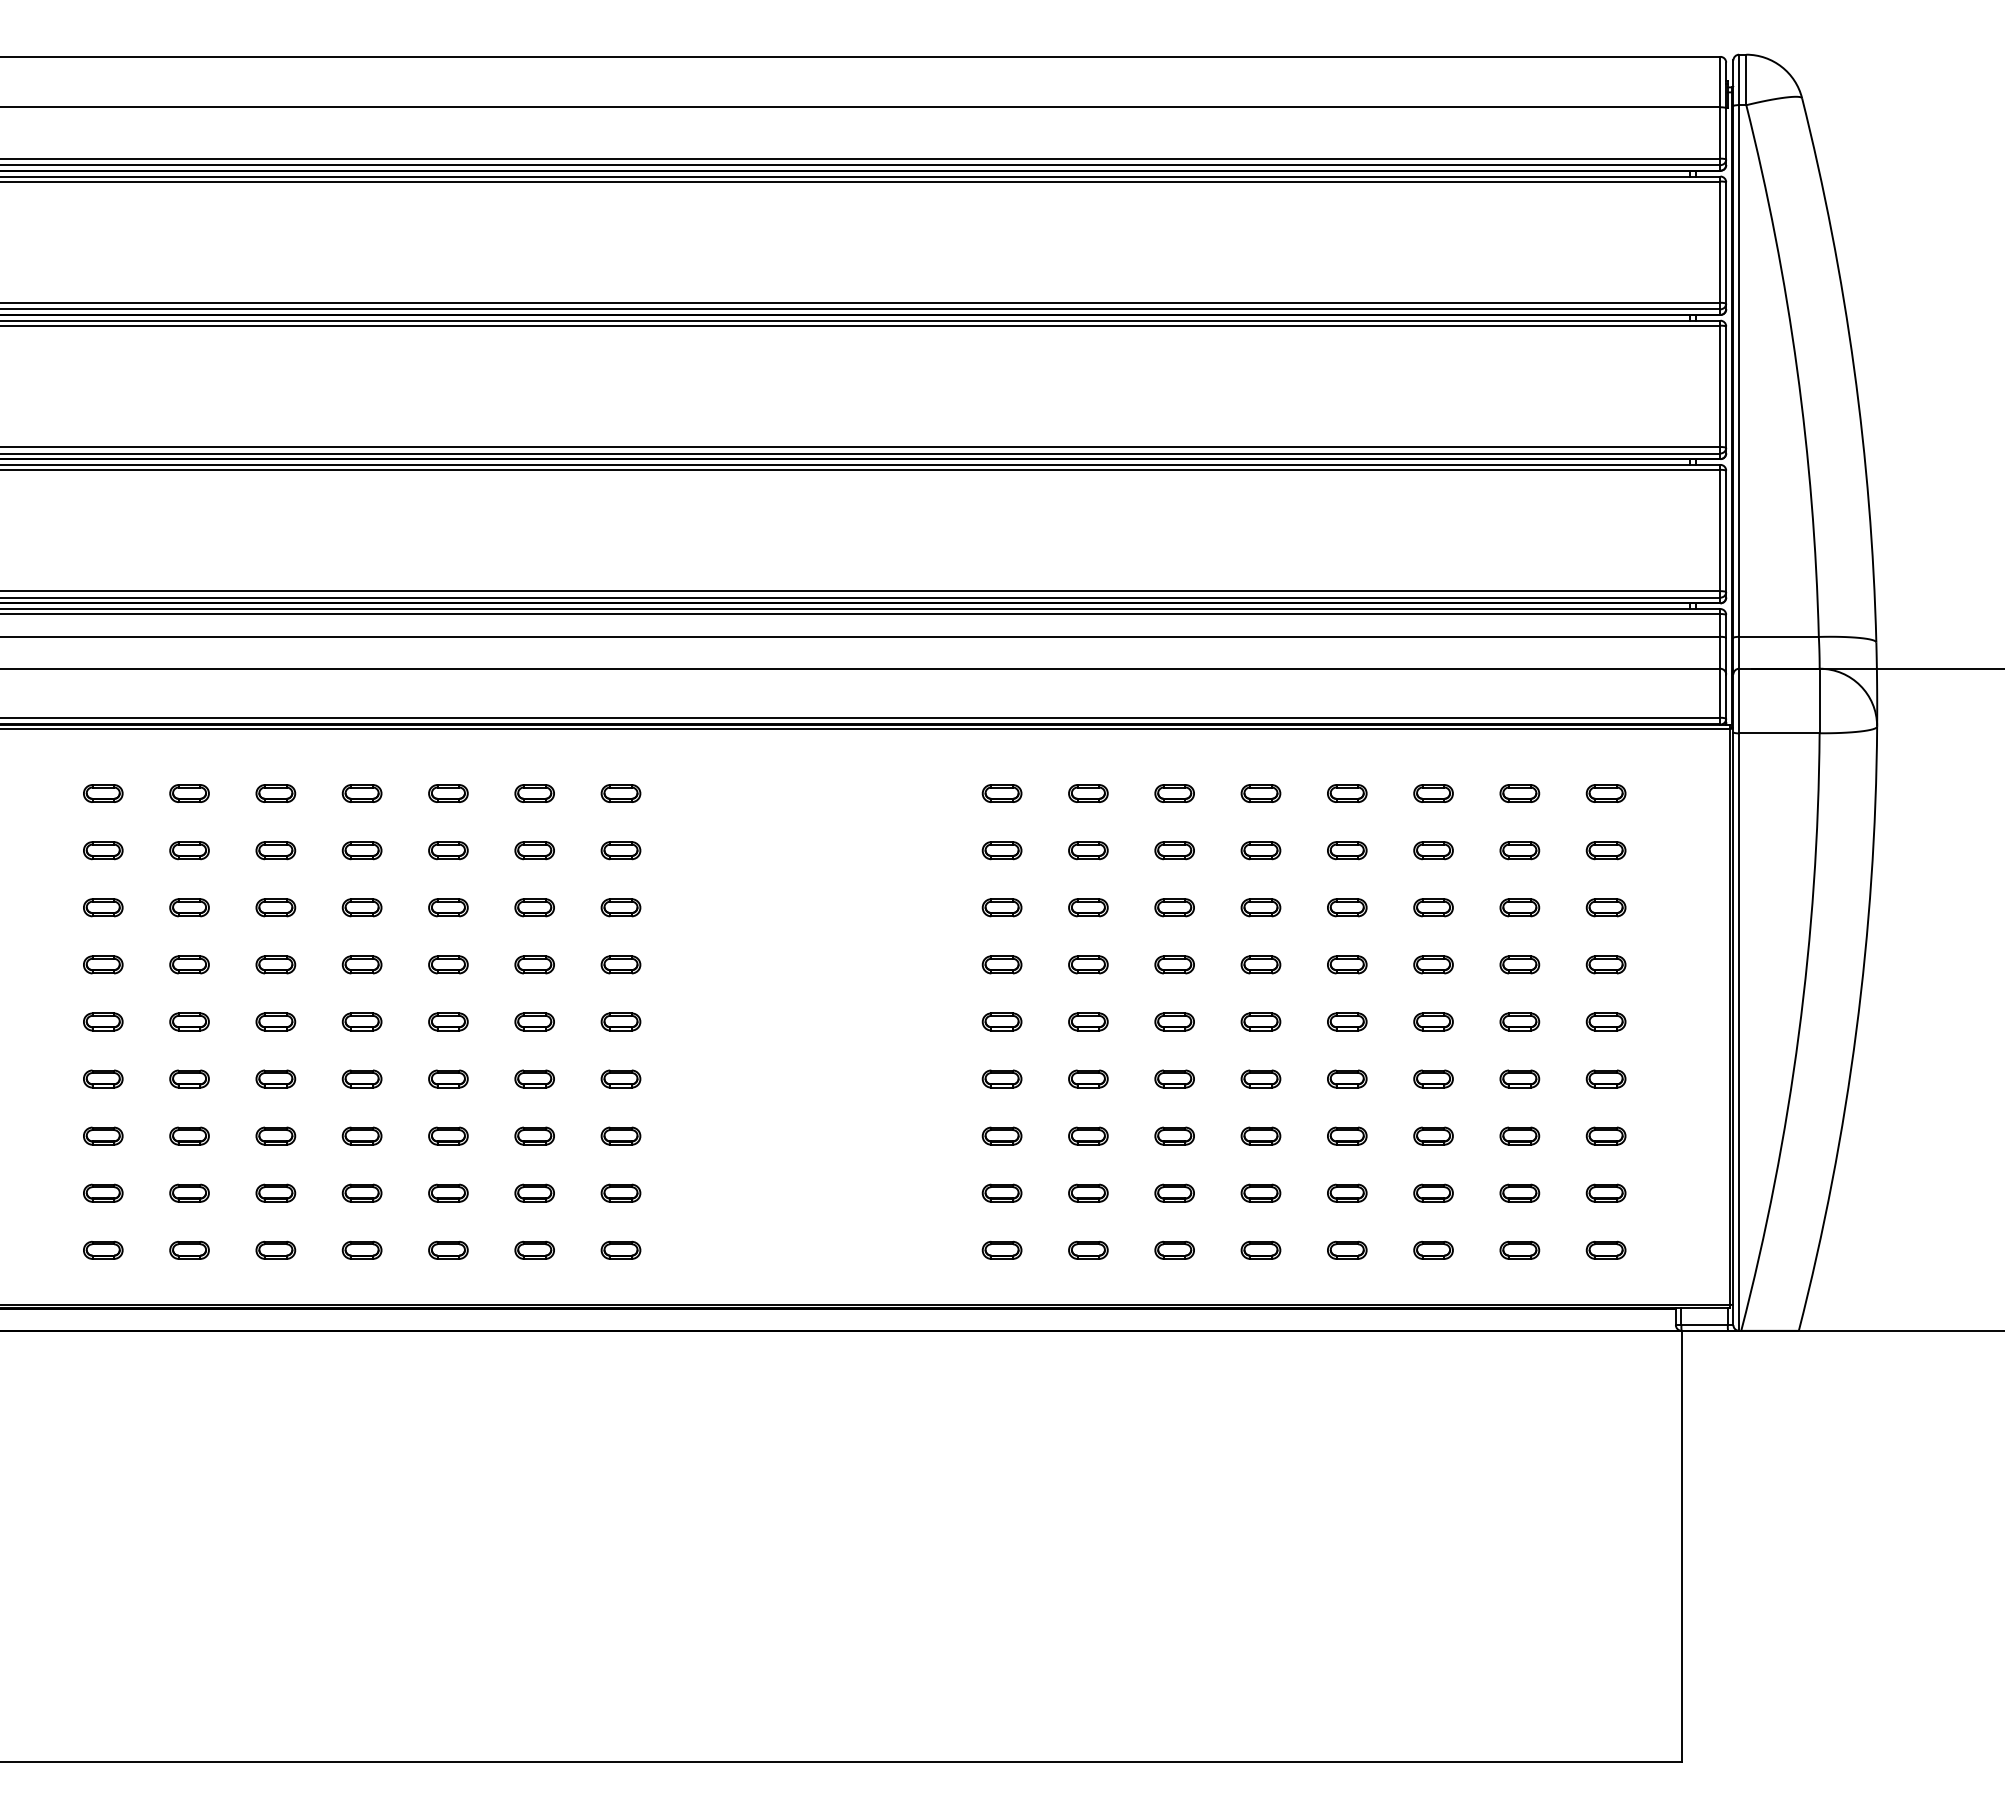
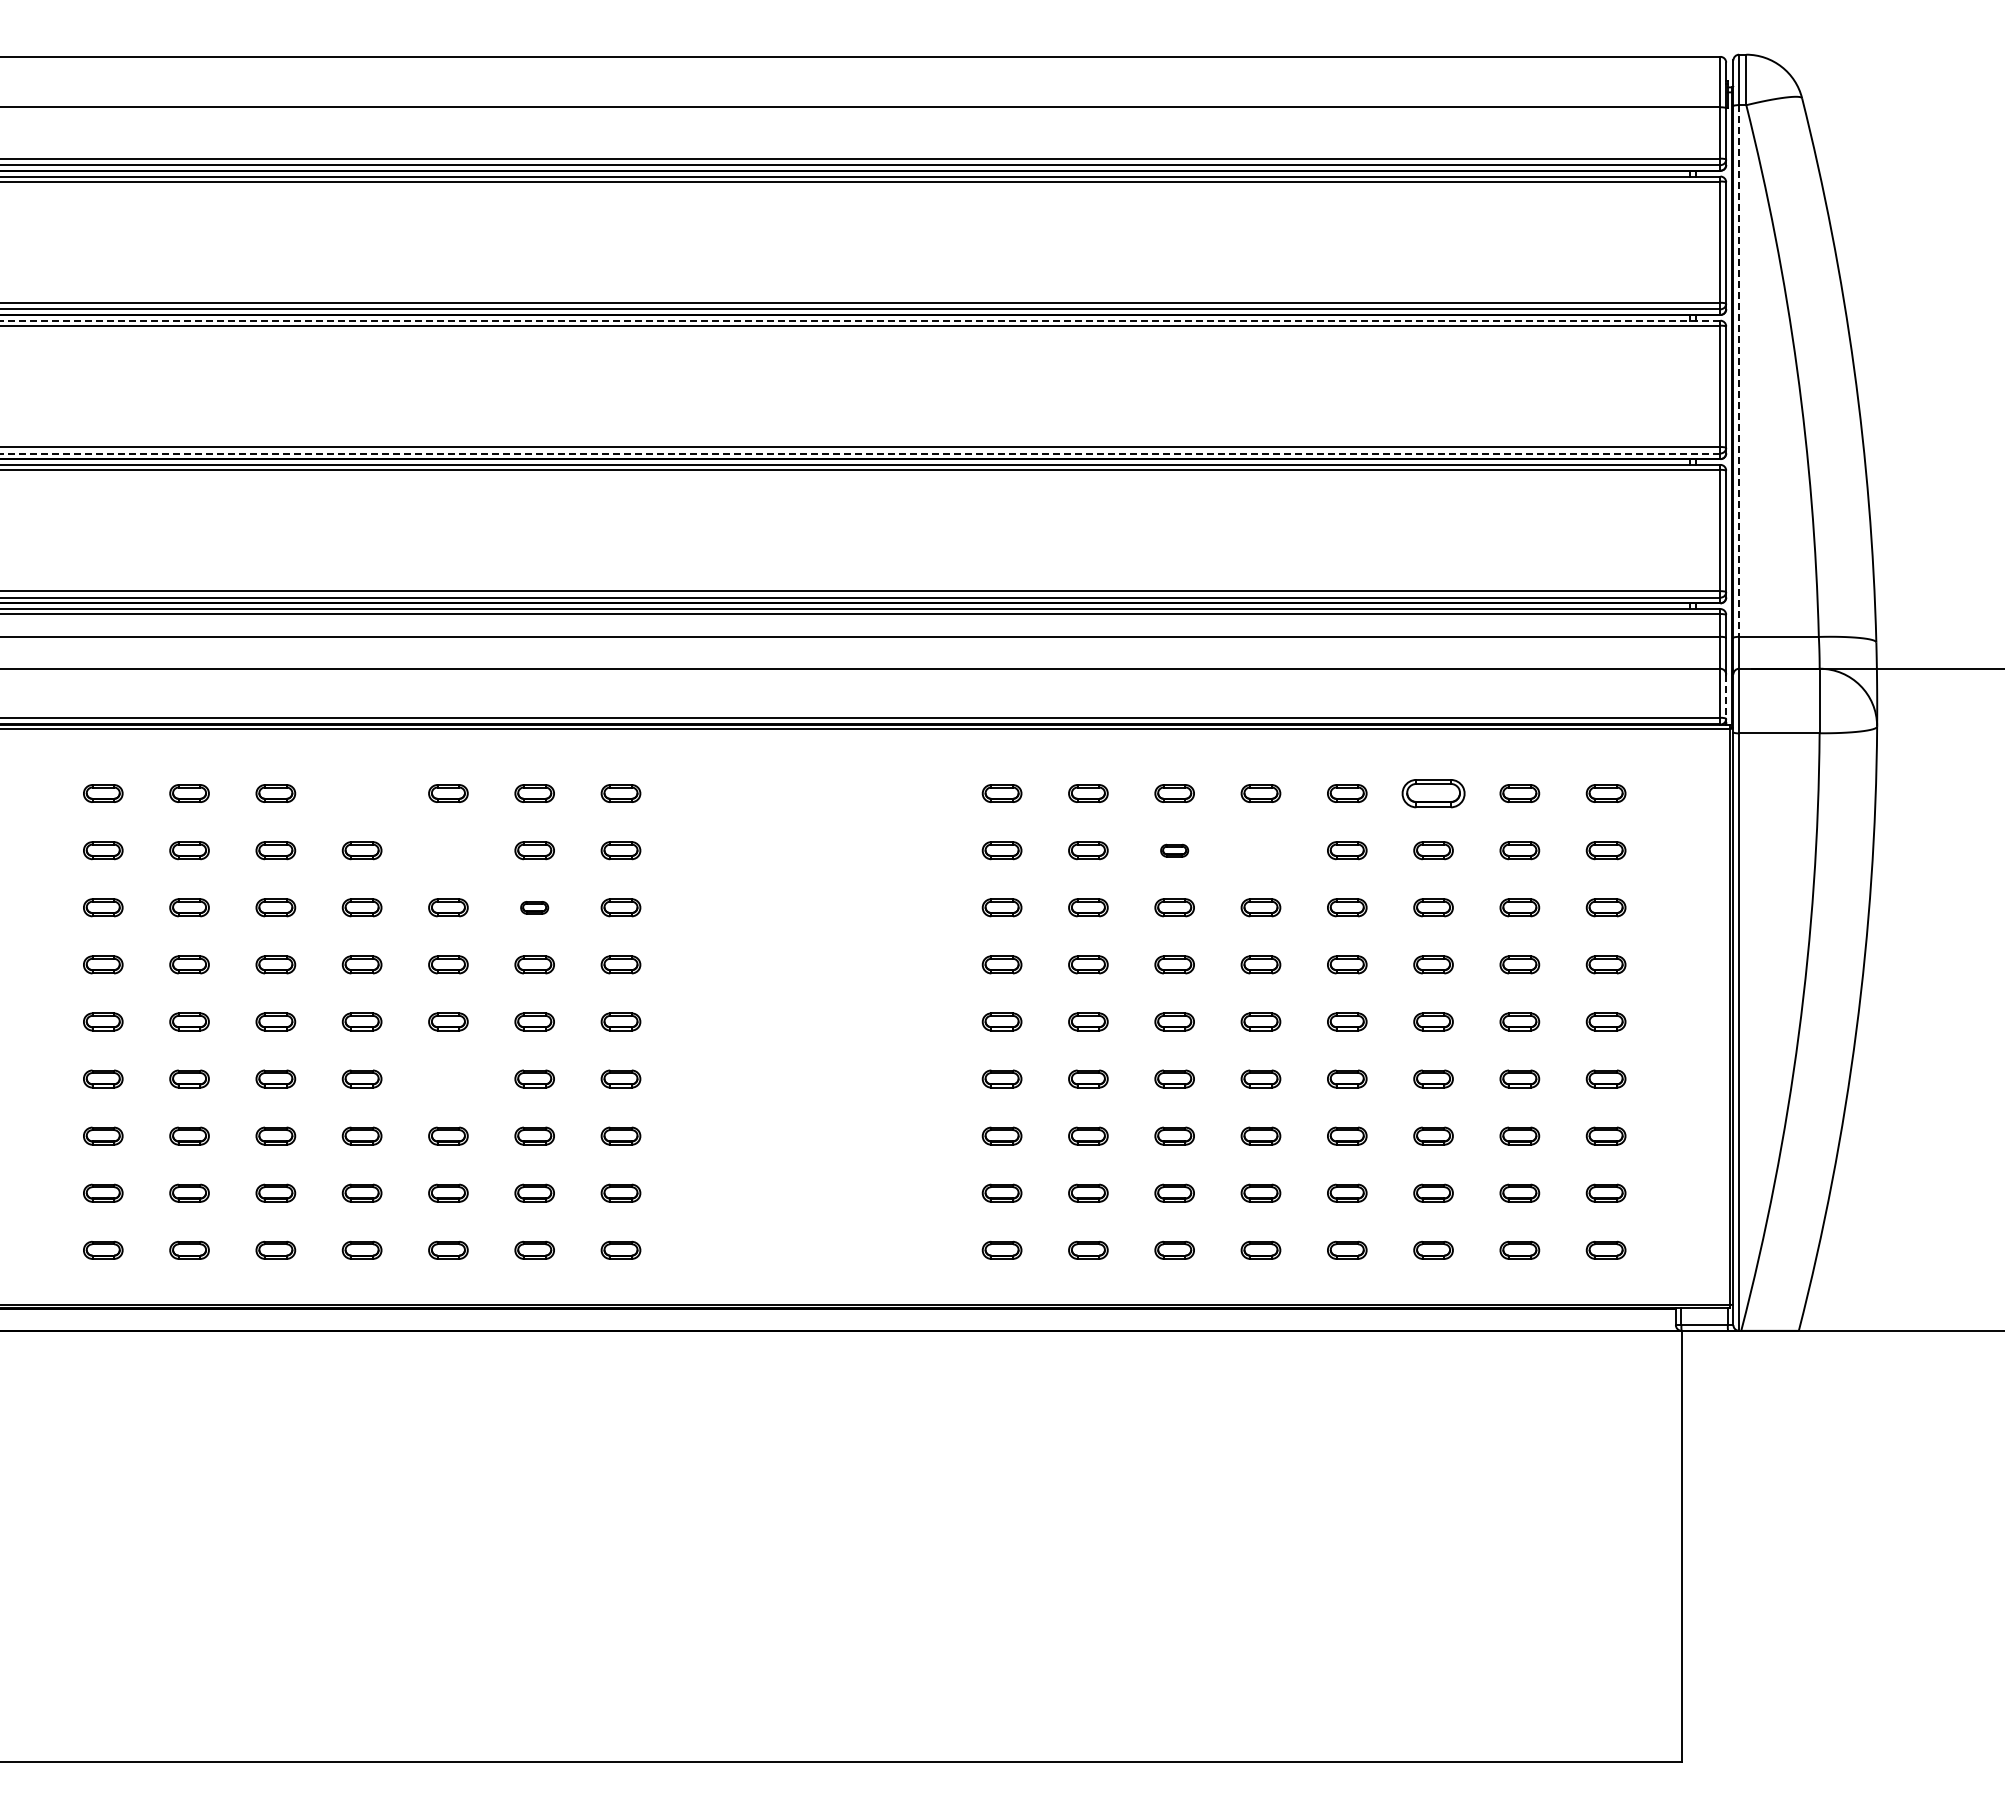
line: solid -> dashed (860, 320)
line: solid -> dashed (1739, 371)
line: solid -> dashed (860, 453)
line: solid -> dashed (1726, 697)
part: present -> none (361, 793)
part size: 41x19 px -> 65x30 px (1433, 793)
part: present -> none (448, 850)
part size: 41x20 px -> 30x15 px (1174, 850)
part: present -> none (1260, 850)
part size: 41x20 px -> 30x14 px (534, 907)
part: present -> none (448, 1078)
